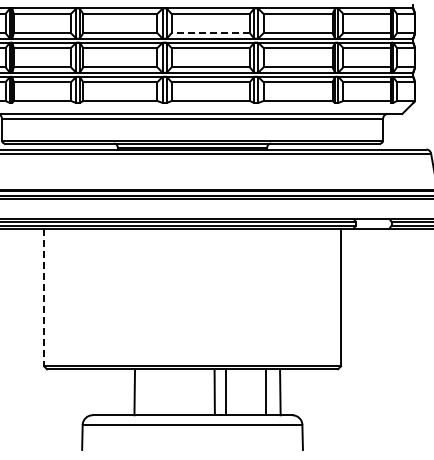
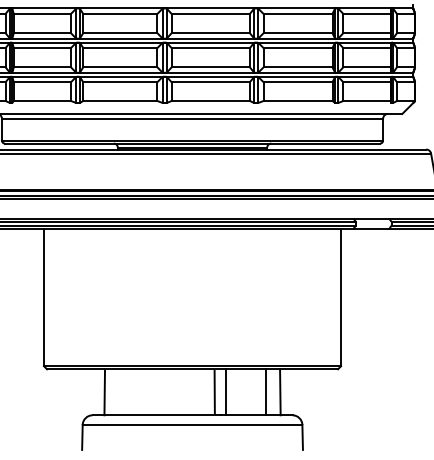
line: dashed -> solid (210, 33)
line: dashed -> solid (44, 297)
line position: (134, 392) -> (104, 392) (104, 392)
